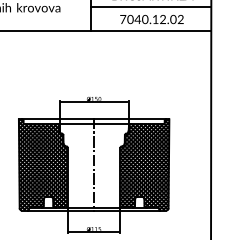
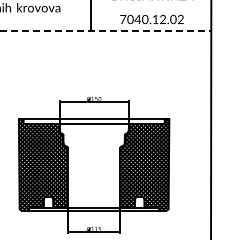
line: present -> none (150, 6)
line: solid -> dashed (106, 31)
line: present -> none (94, 164)
